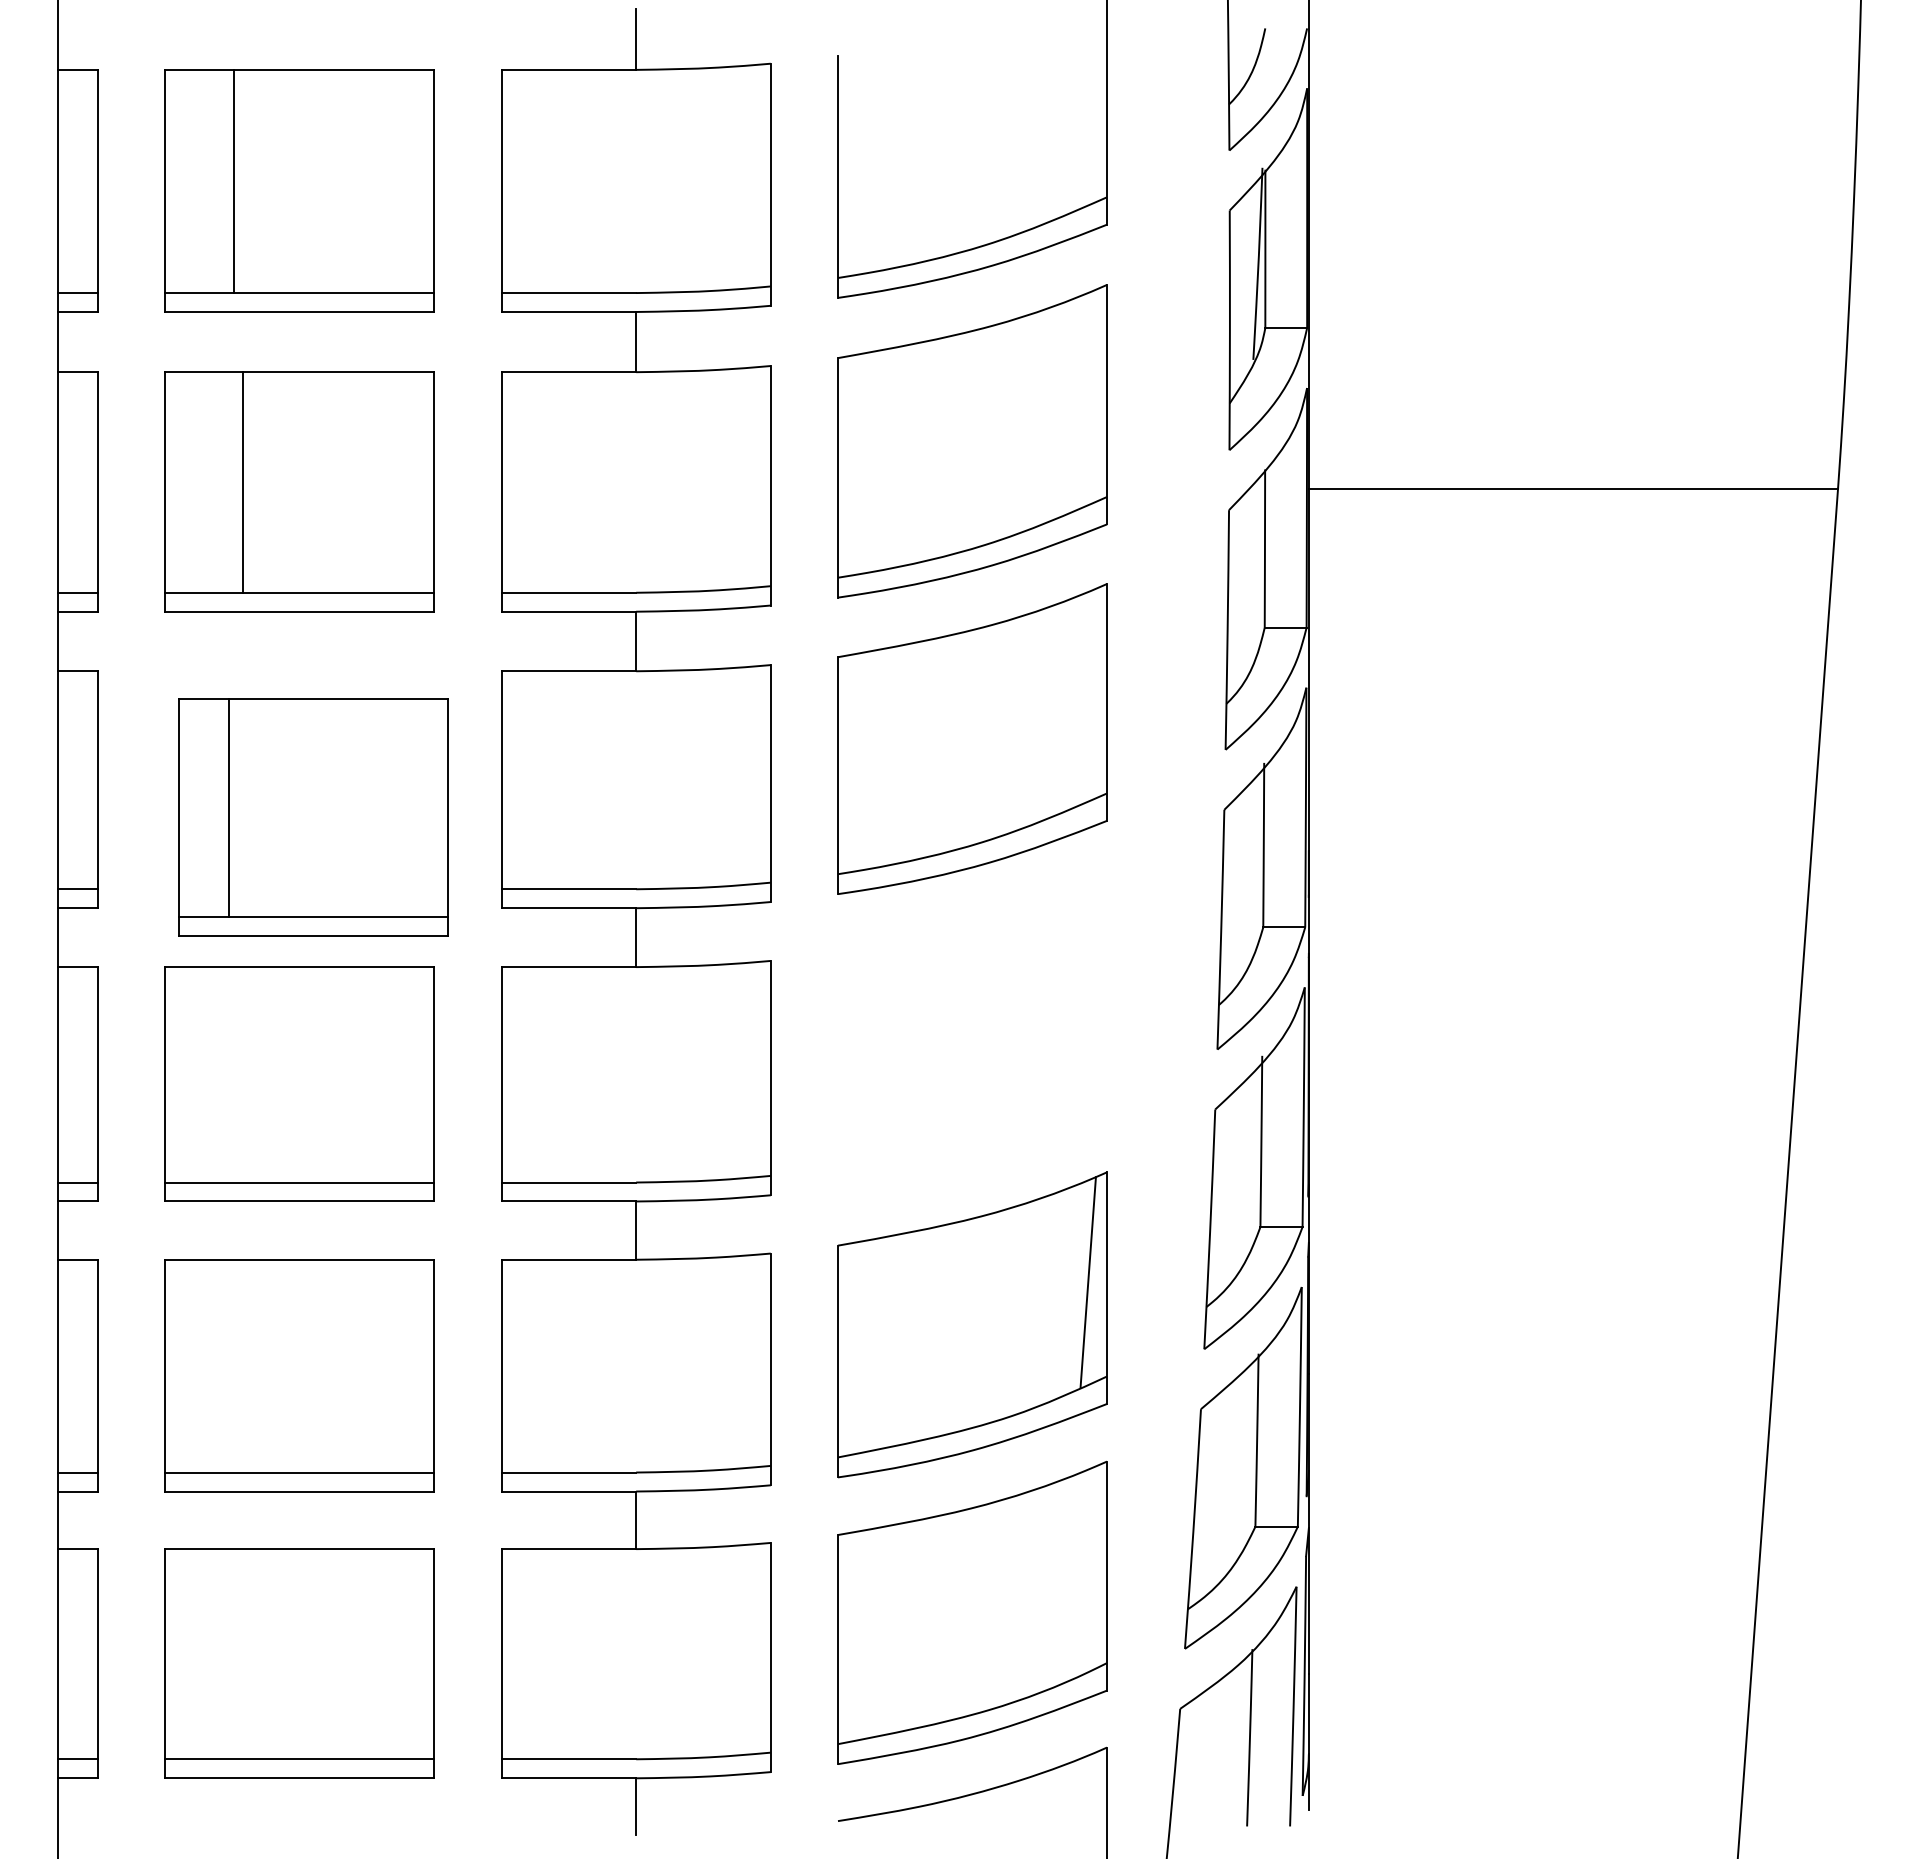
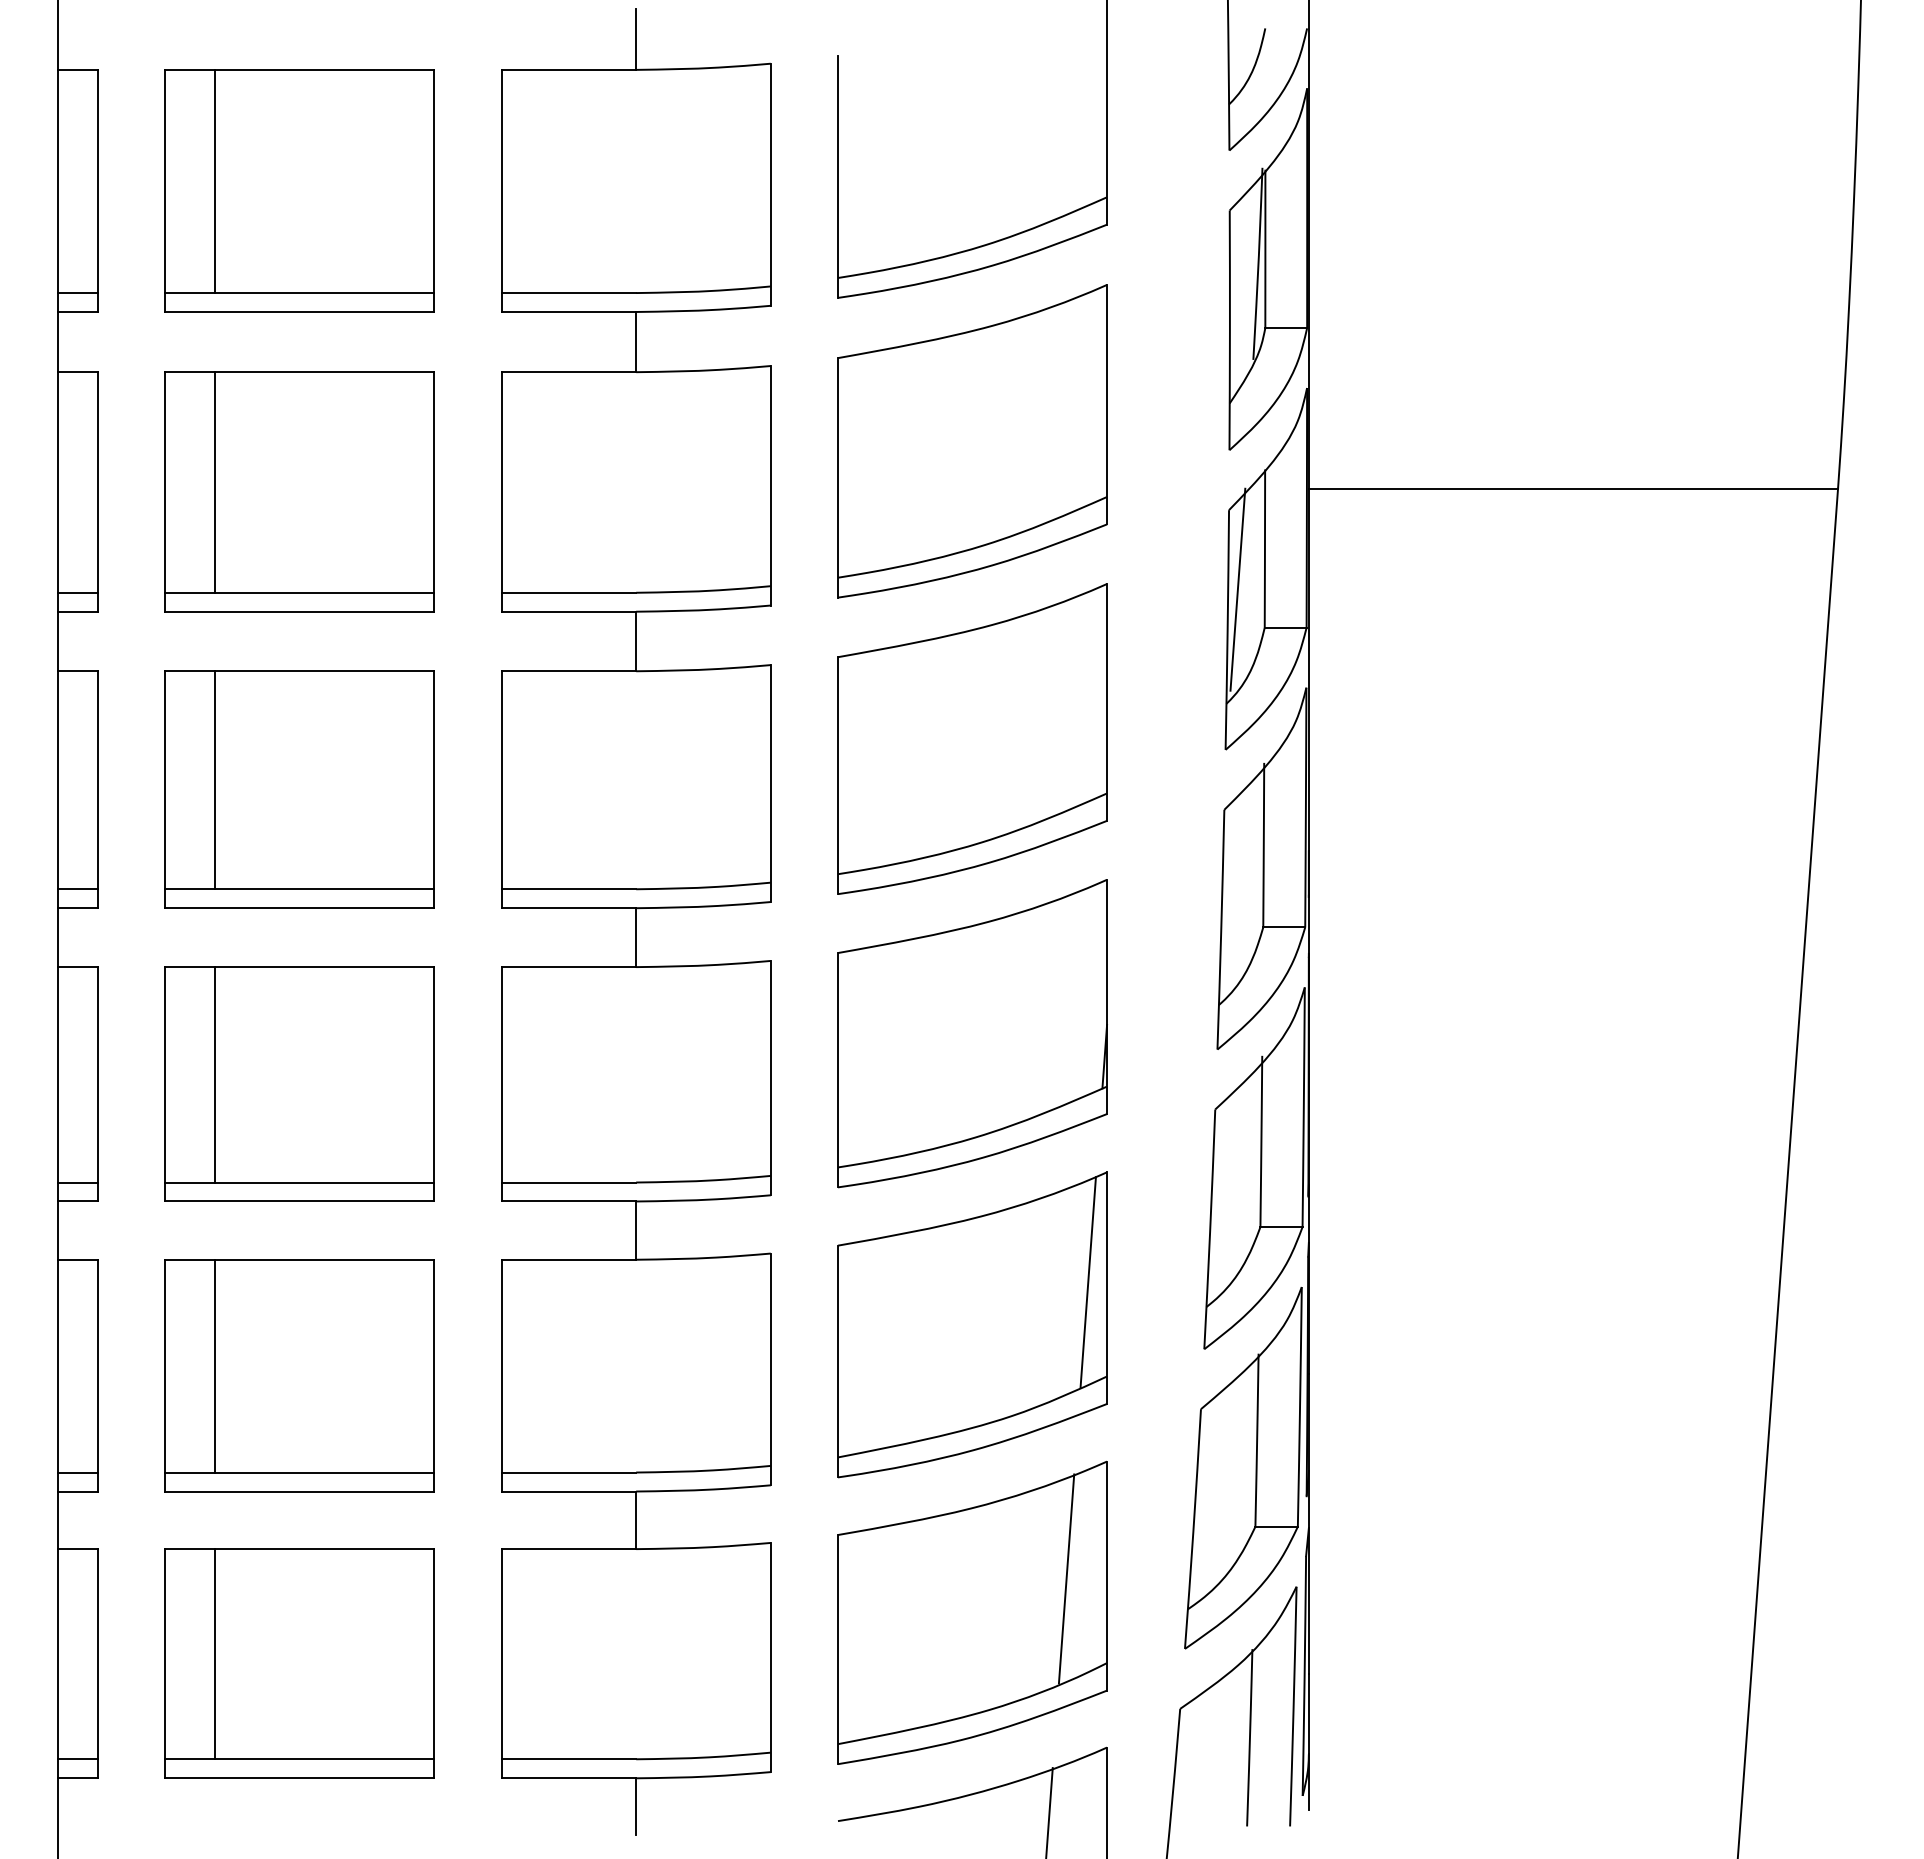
line position: (233, 181) -> (214, 181) (214, 181)
line position: (242, 482) -> (214, 482) (214, 482)
line: none -> present (1237, 589)
part position: (313, 817) -> (299, 789) (299, 789)
part: none -> present (972, 1033)
line: none -> present (214, 1074)
line: none -> present (214, 1365)
line: none -> present (1066, 1578)
line: none -> present (214, 1654)
line: none -> present (1049, 1811)
